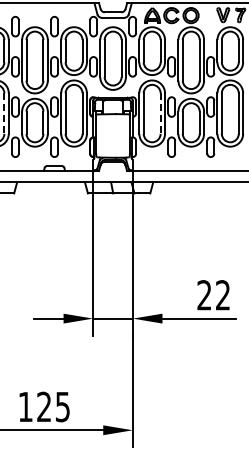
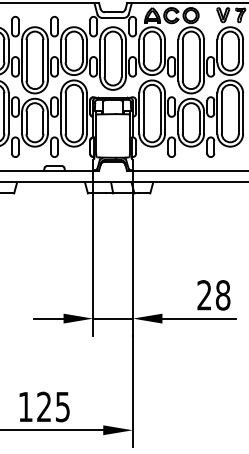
line: dashed -> solid (4, 114)
line: dashed -> solid (160, 114)
text: 22 -> 28 (222, 295)
